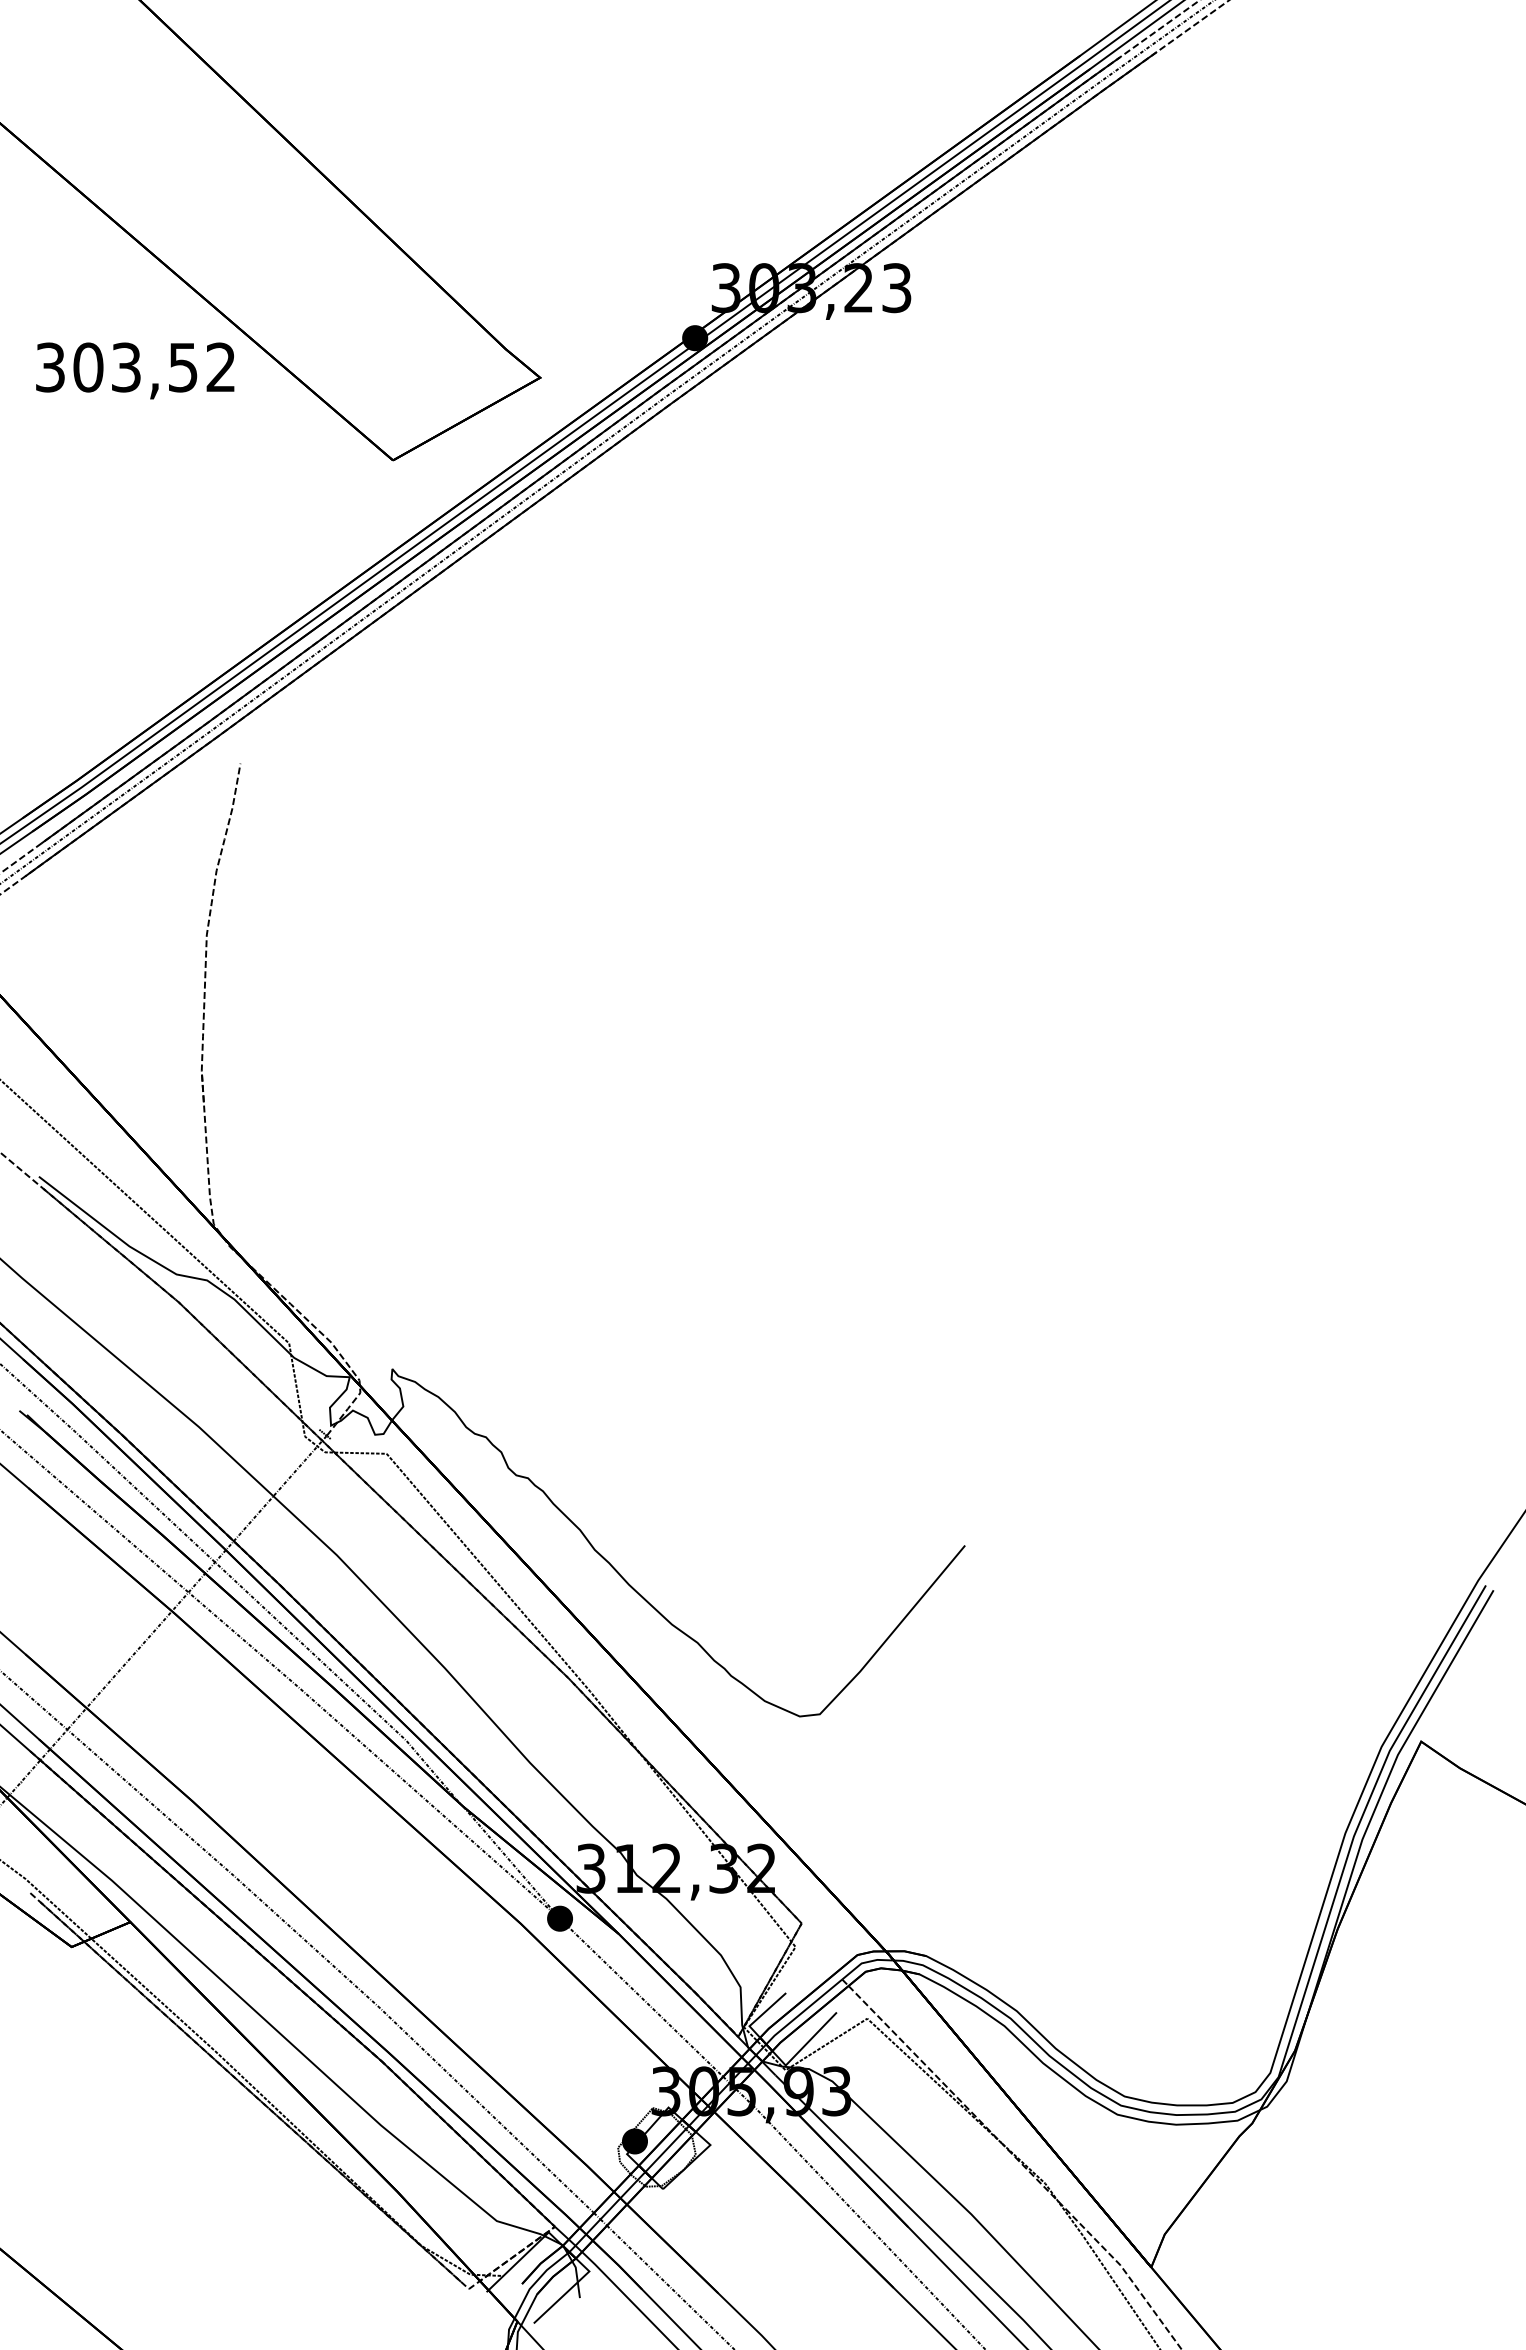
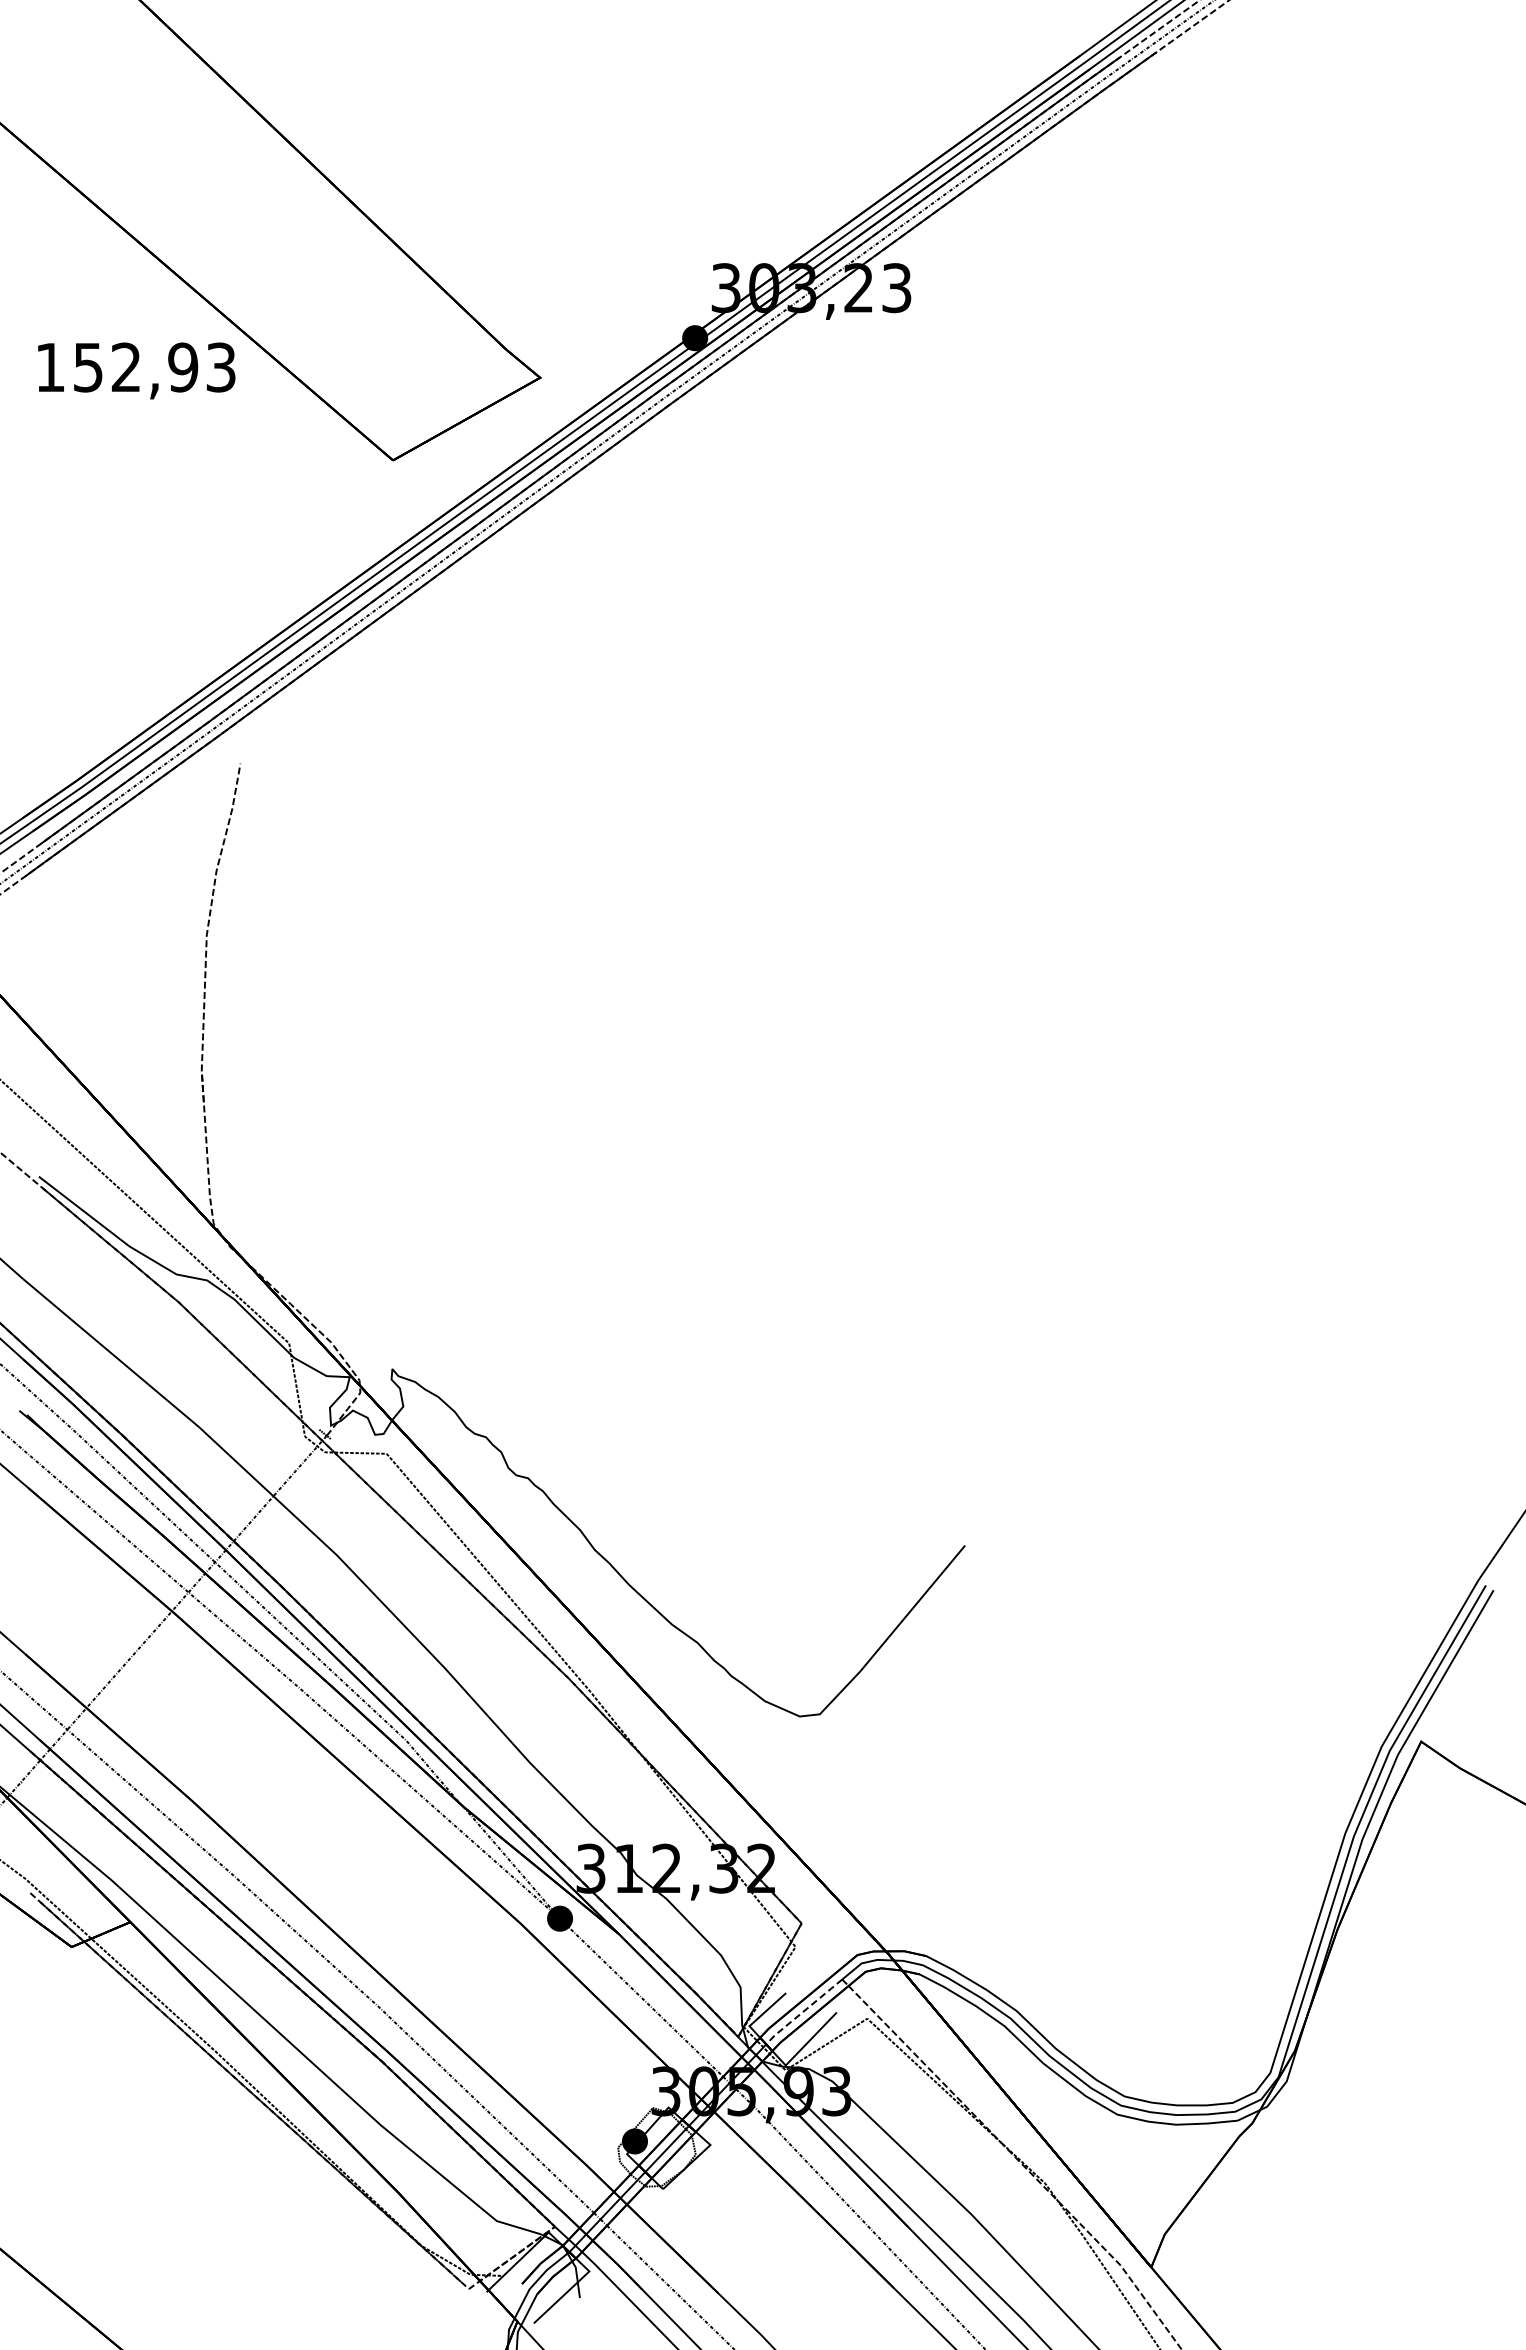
text: 303,52 -> 152,93 (135, 367)
line: solid -> dashed (803, 2012)
